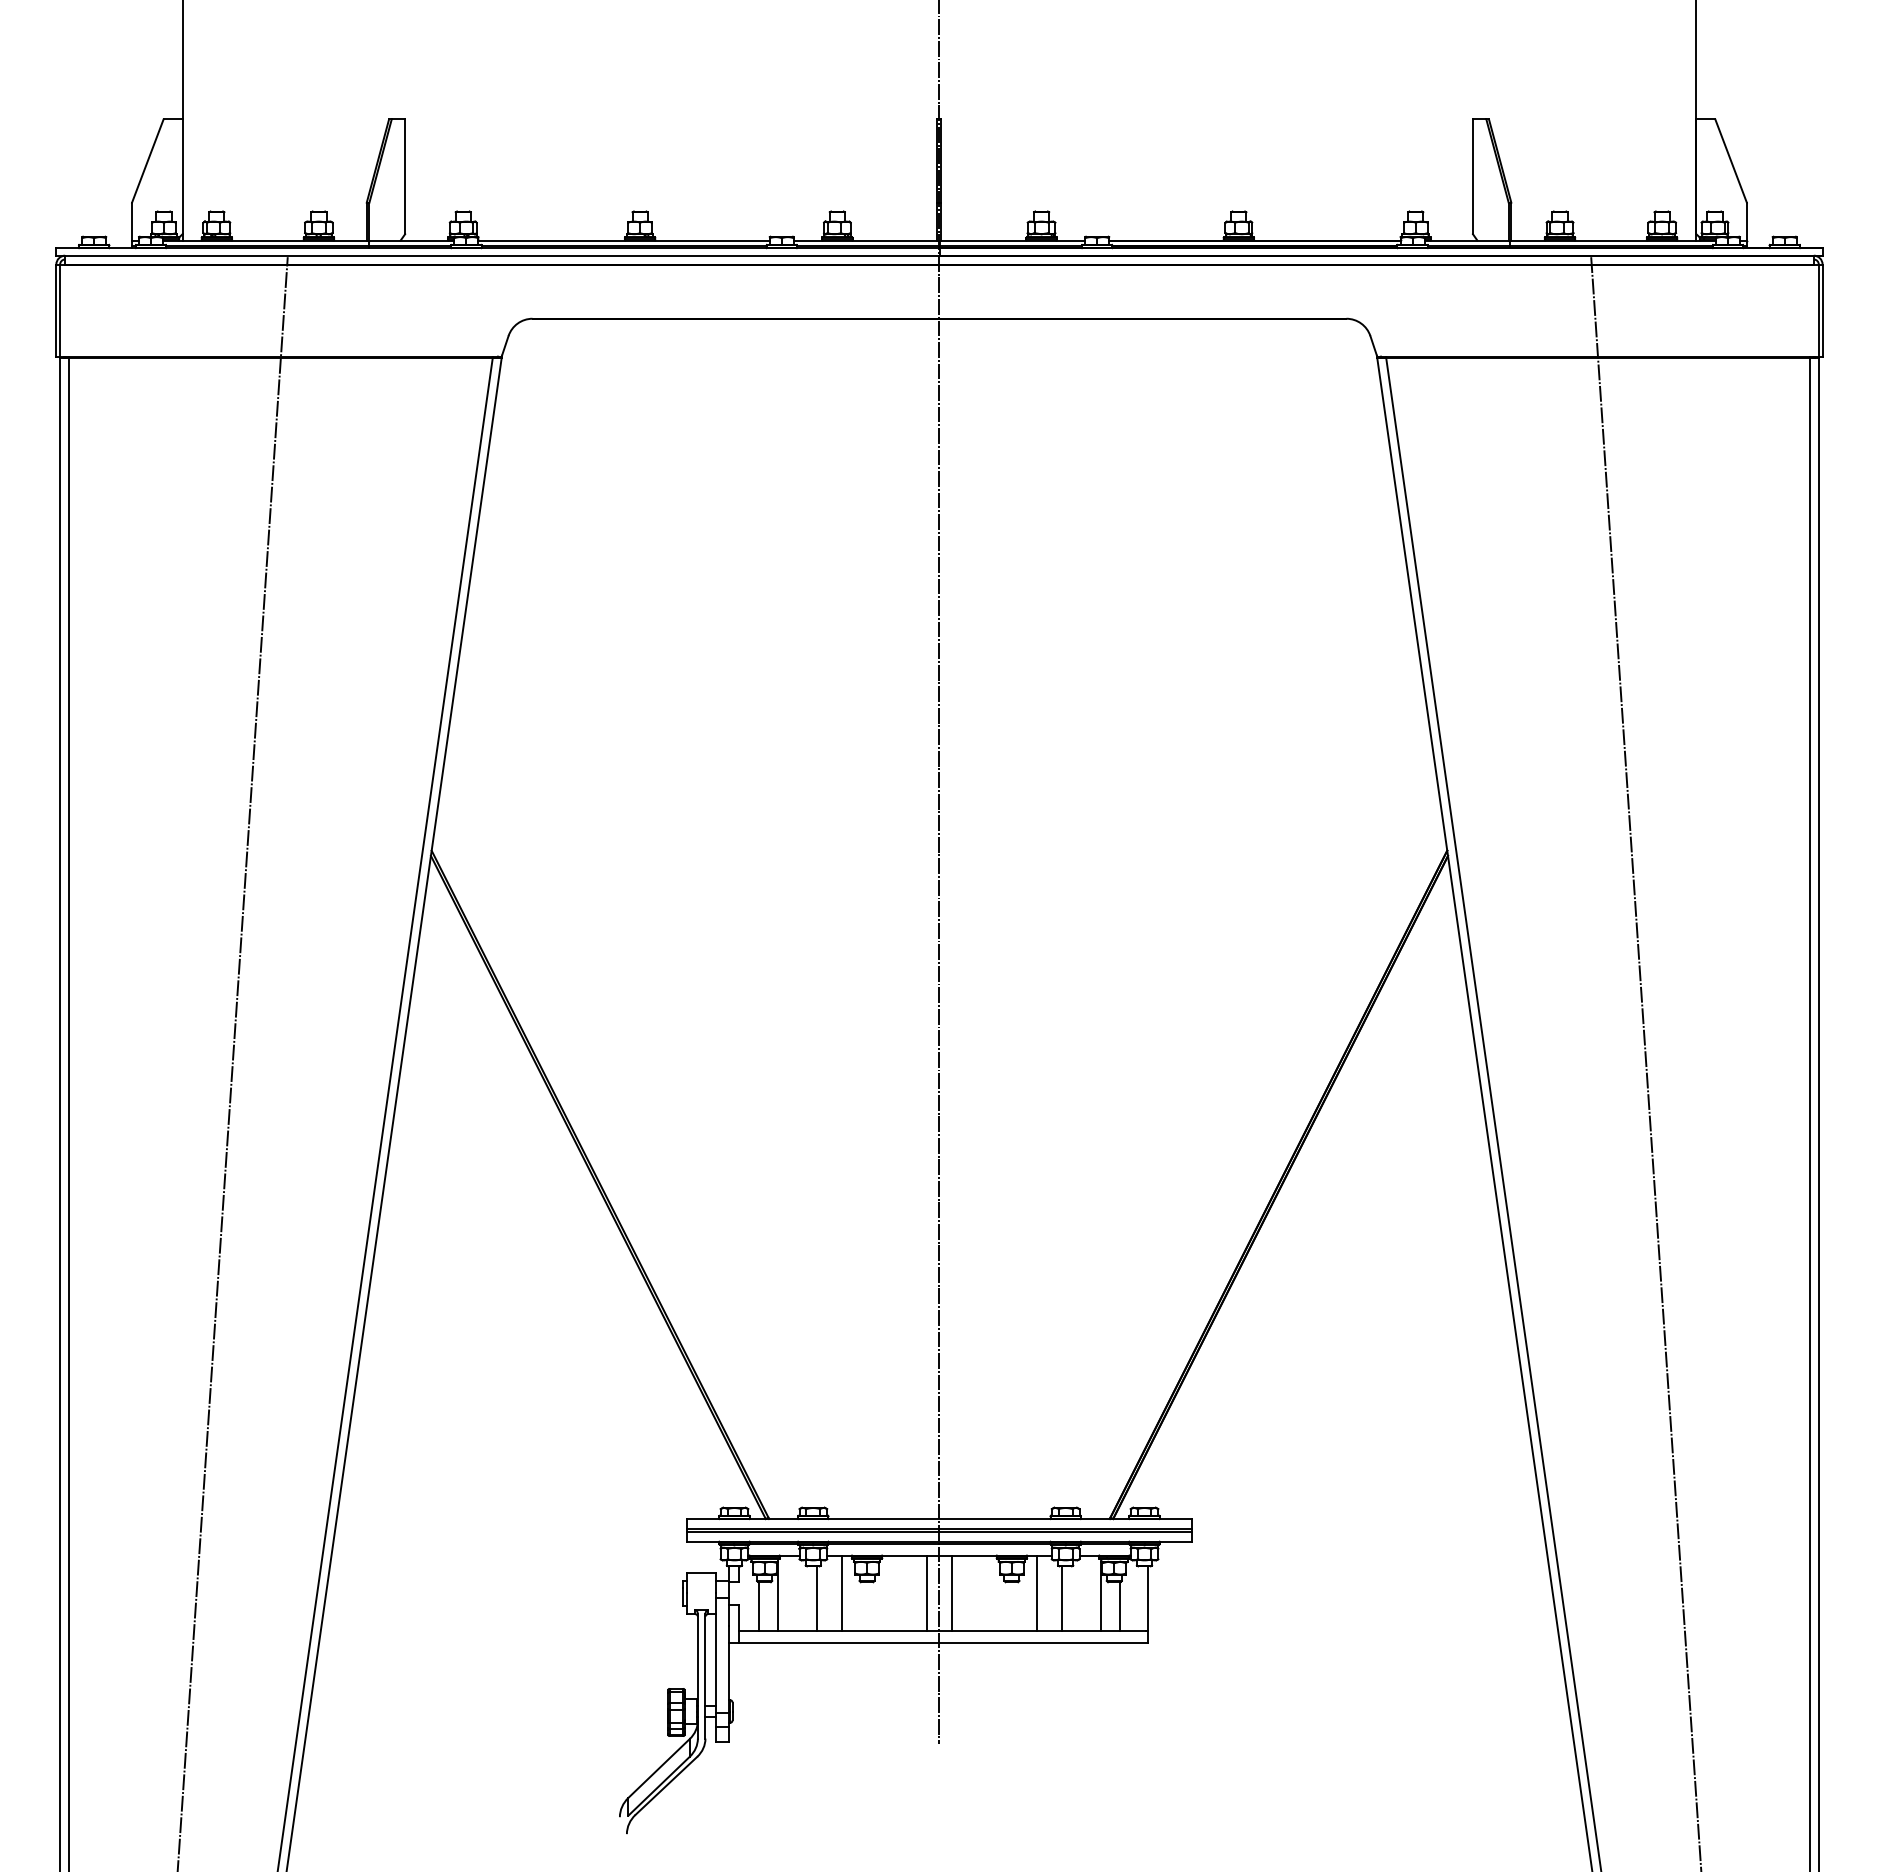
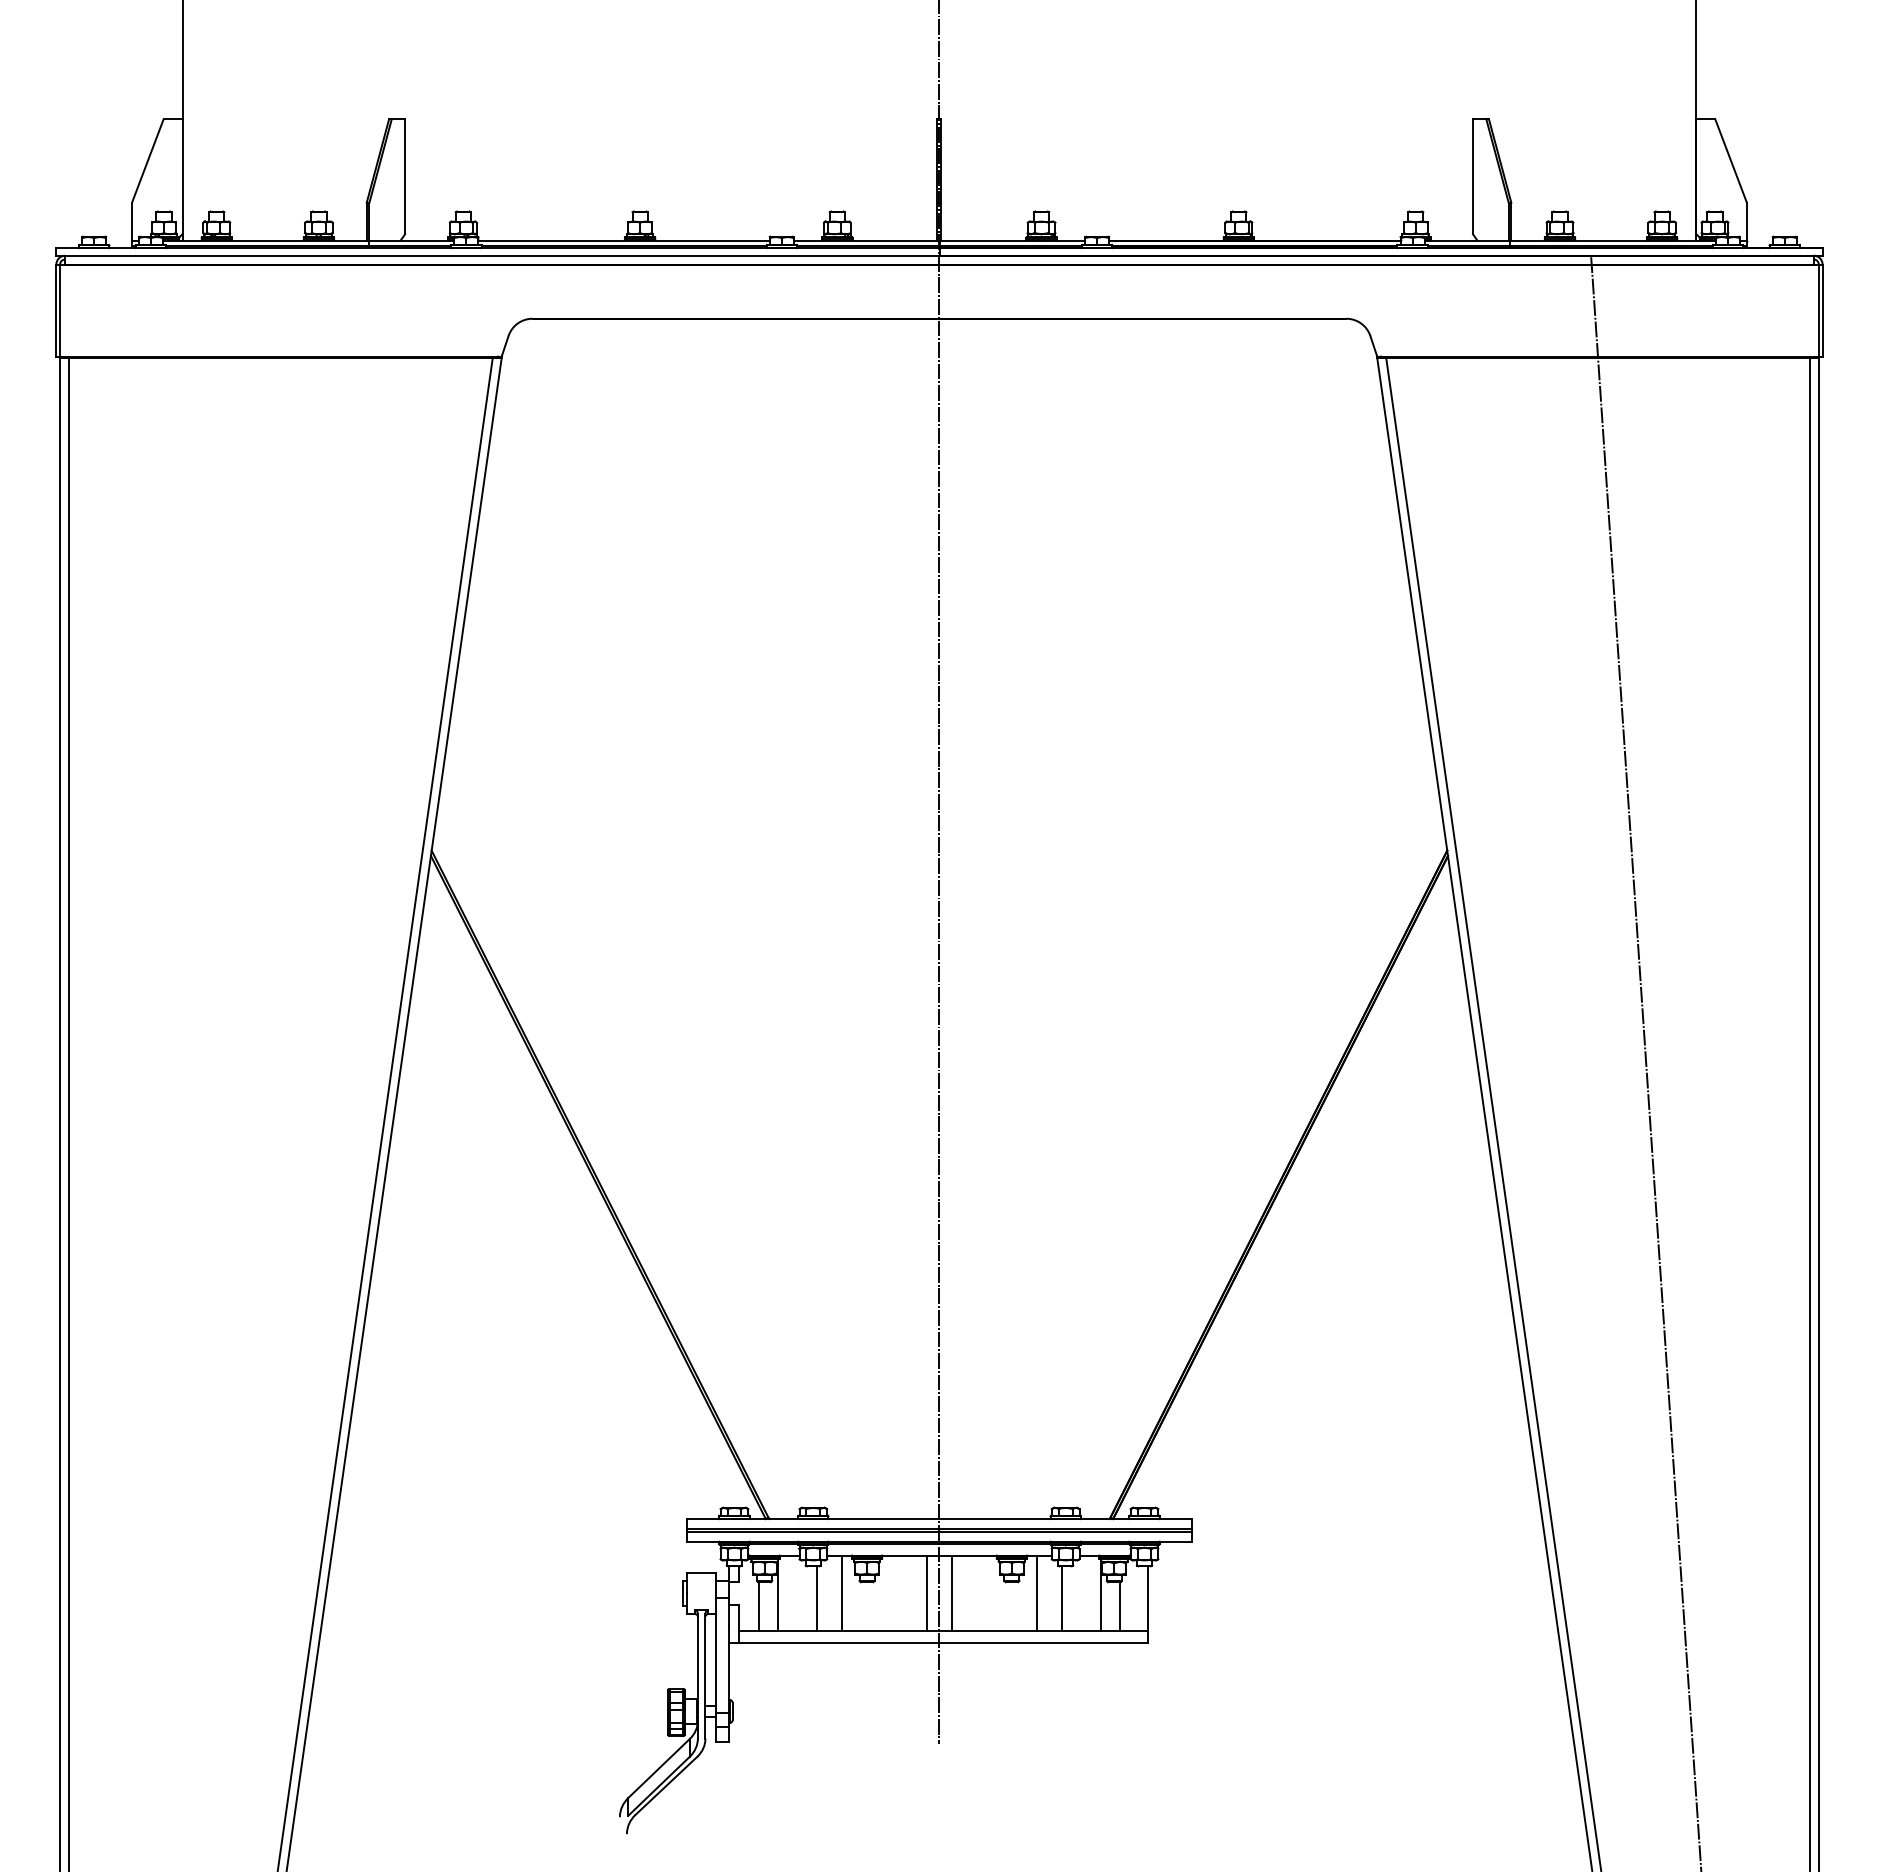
line: present -> none (232, 1062)
